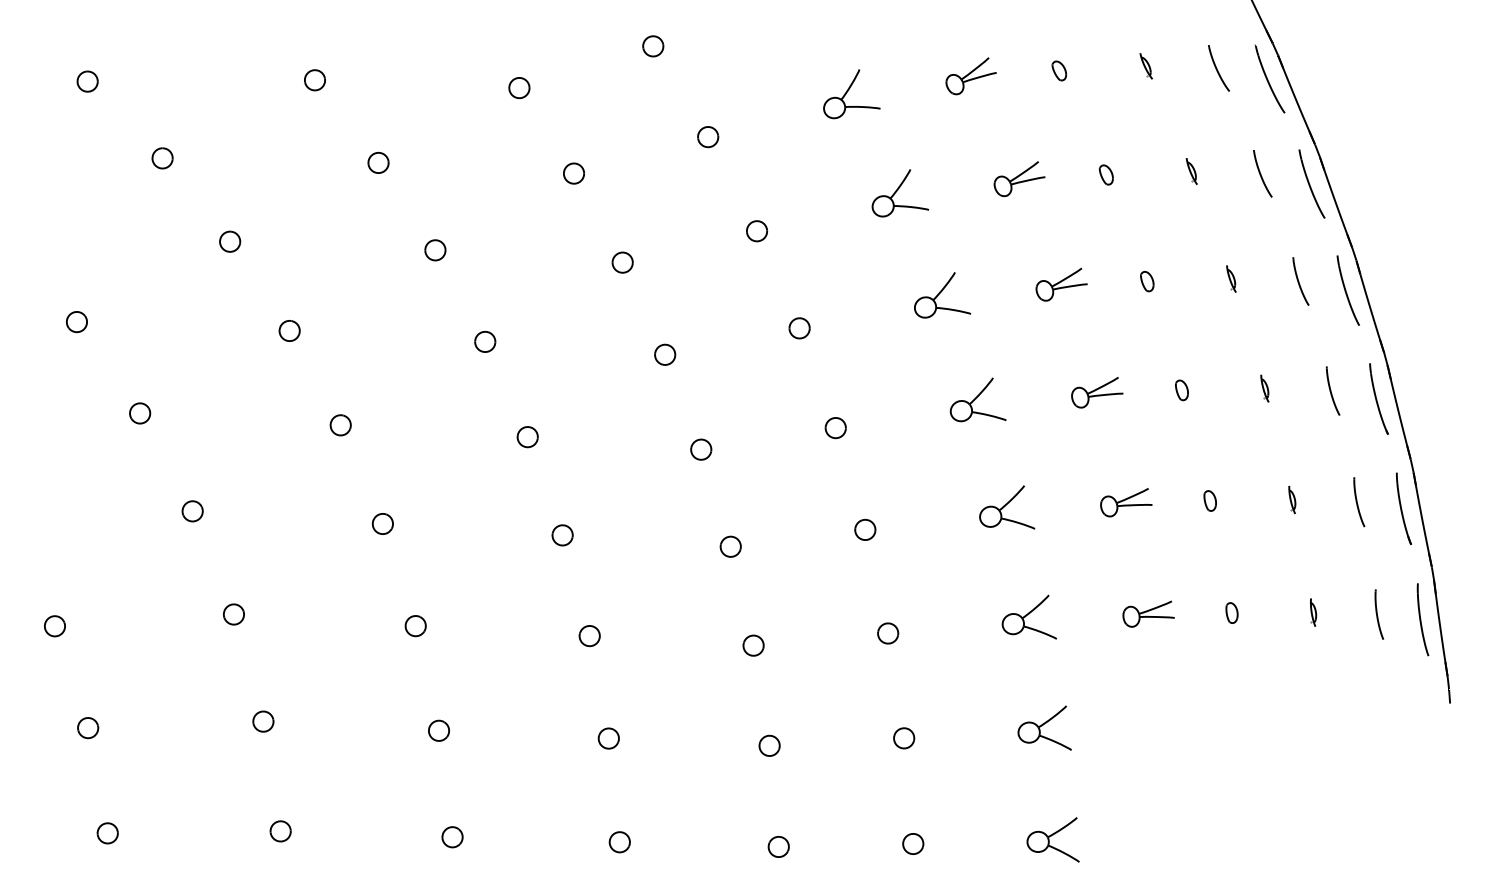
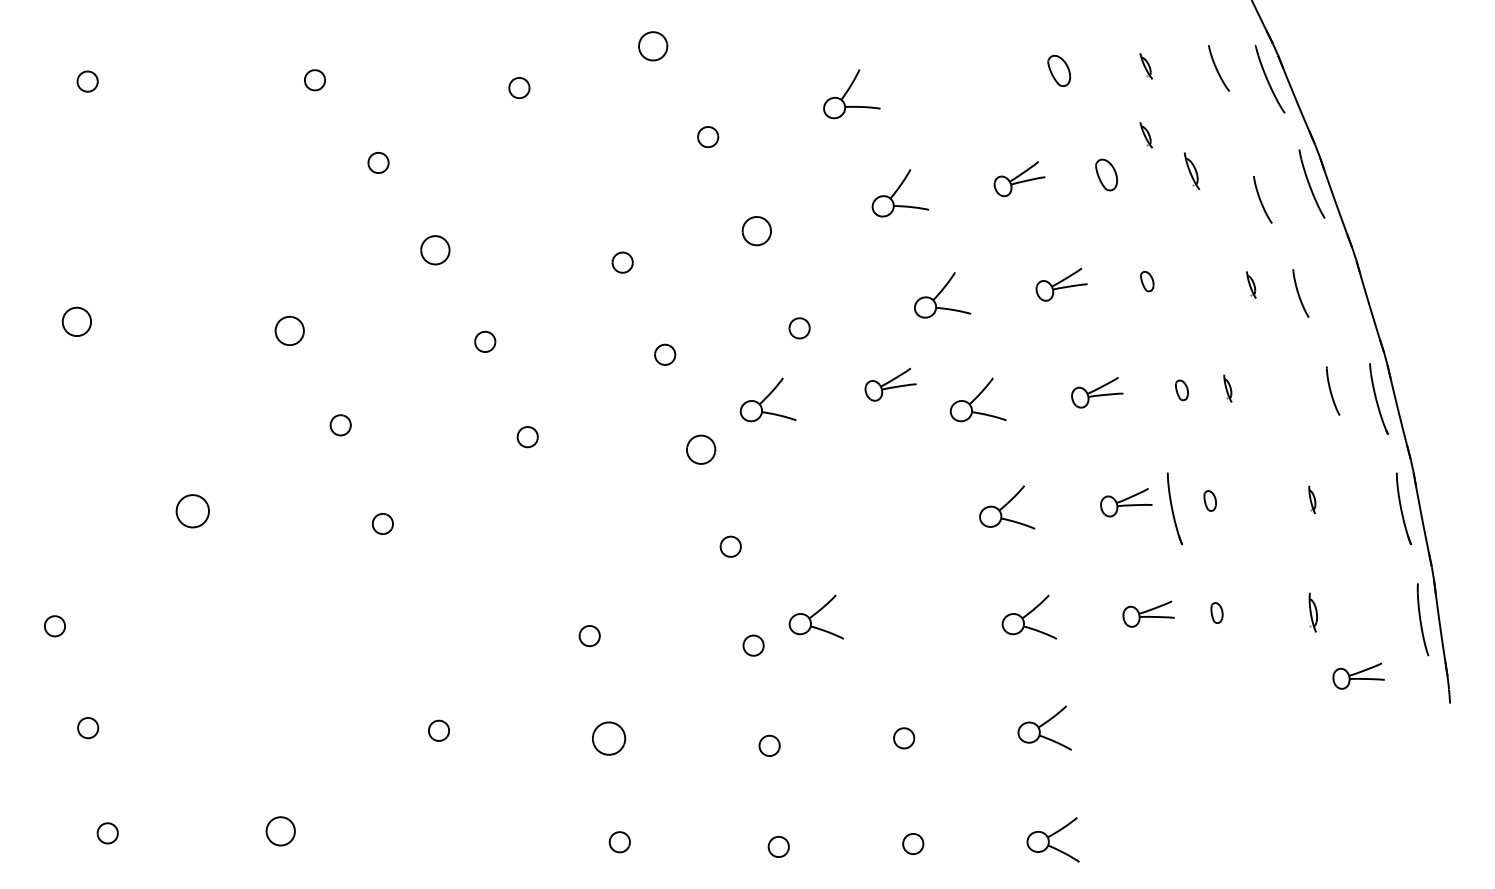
part size: 23x23 px -> 31x31 px (653, 46)
part size: 17x22 px -> 25x33 px (1059, 70)
part: present -> none (970, 76)
part: none -> present (1145, 135)
part: present -> none (162, 158)
part size: 13x28 px -> 17x38 px (1192, 170)
part: present -> none (573, 173)
part position: (1262, 173) -> (1262, 199) (1262, 199)
part size: 16x22 px -> 23x34 px (1106, 174)
part size: 23x23 px -> 31x31 px (756, 231)
part: present -> none (230, 241)
part size: 23x23 px -> 31x31 px (435, 250)
part position: (1231, 278) -> (1251, 284) (1251, 284)
part position: (1300, 281) -> (1300, 293) (1300, 293)
part: present -> none (1347, 290)
part size: 22x23 px -> 31x31 px (76, 321)
part size: 23x22 px -> 31x32 px (289, 330)
part: none -> present (890, 384)
part position: (1264, 388) -> (1227, 388) (1227, 388)
part: none -> present (767, 399)
part: present -> none (140, 413)
part: present -> none (835, 428)
part size: 23x23 px -> 31x31 px (701, 449)
part position: (1292, 499) -> (1312, 499) (1312, 499)
part: present -> none (1359, 502)
part: none -> present (1174, 508)
part size: 23x23 px -> 35x35 px (192, 511)
part: present -> none (865, 529)
part: present -> none (562, 535)
part position: (1231, 612) -> (1216, 612) (1216, 612)
part size: 8x29 px -> 10x41 px (1312, 612)
part: present -> none (233, 614)
part: present -> none (1379, 614)
part: none -> present (815, 616)
part: present -> none (415, 626)
part: present -> none (888, 633)
part: none -> present (1358, 675)
part: present -> none (263, 721)
part size: 23x23 px -> 35x35 px (609, 738)
part size: 23x23 px -> 31x31 px (280, 831)
part: present -> none (452, 837)
